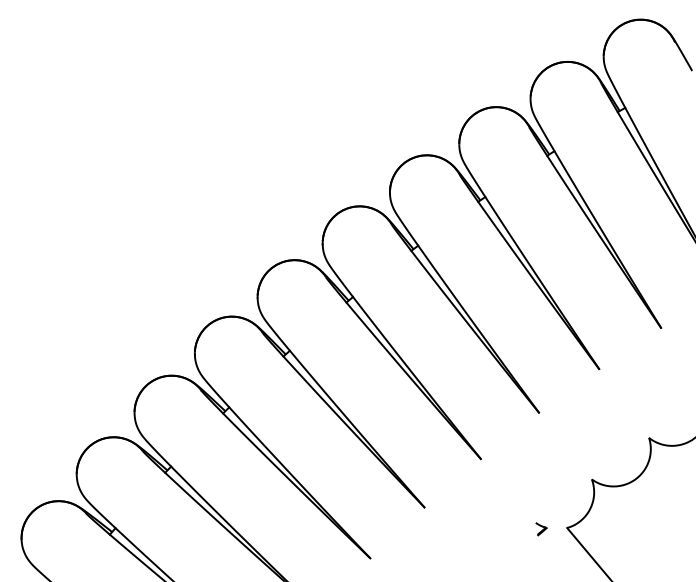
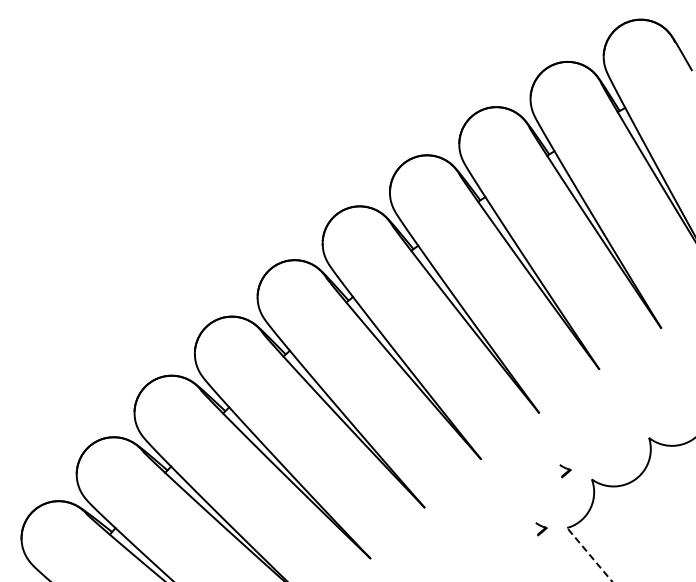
part: none -> present (565, 471)
line: solid -> dashed (589, 554)
